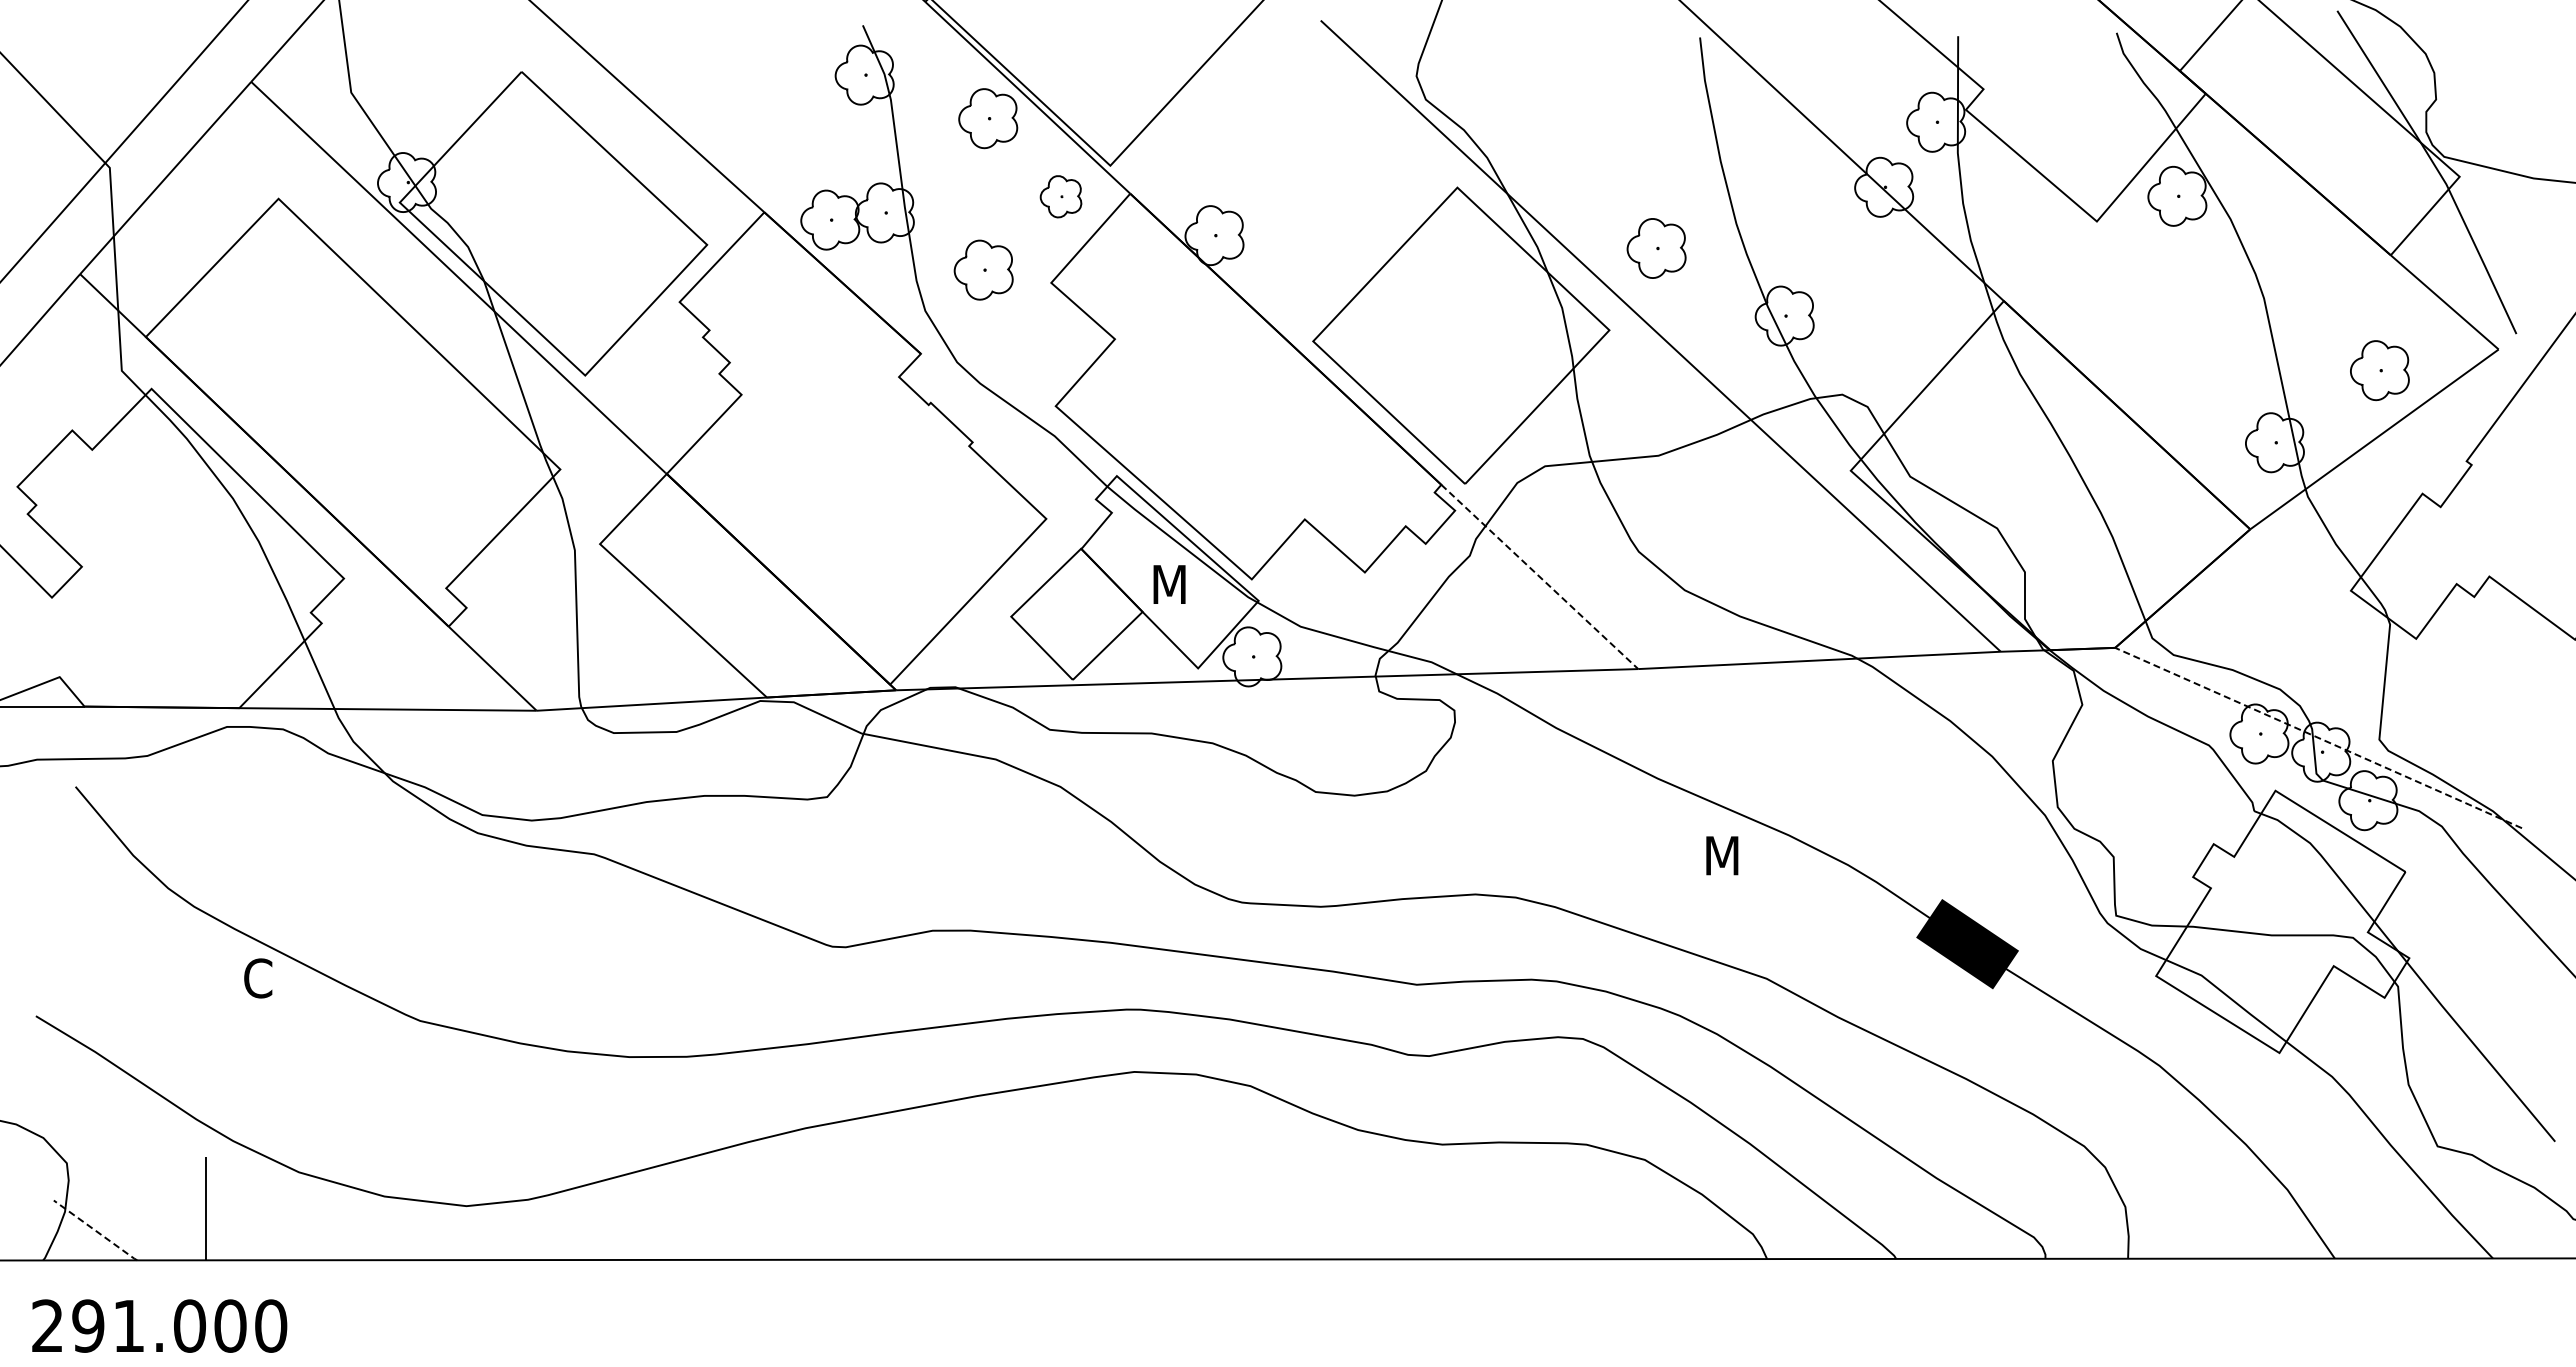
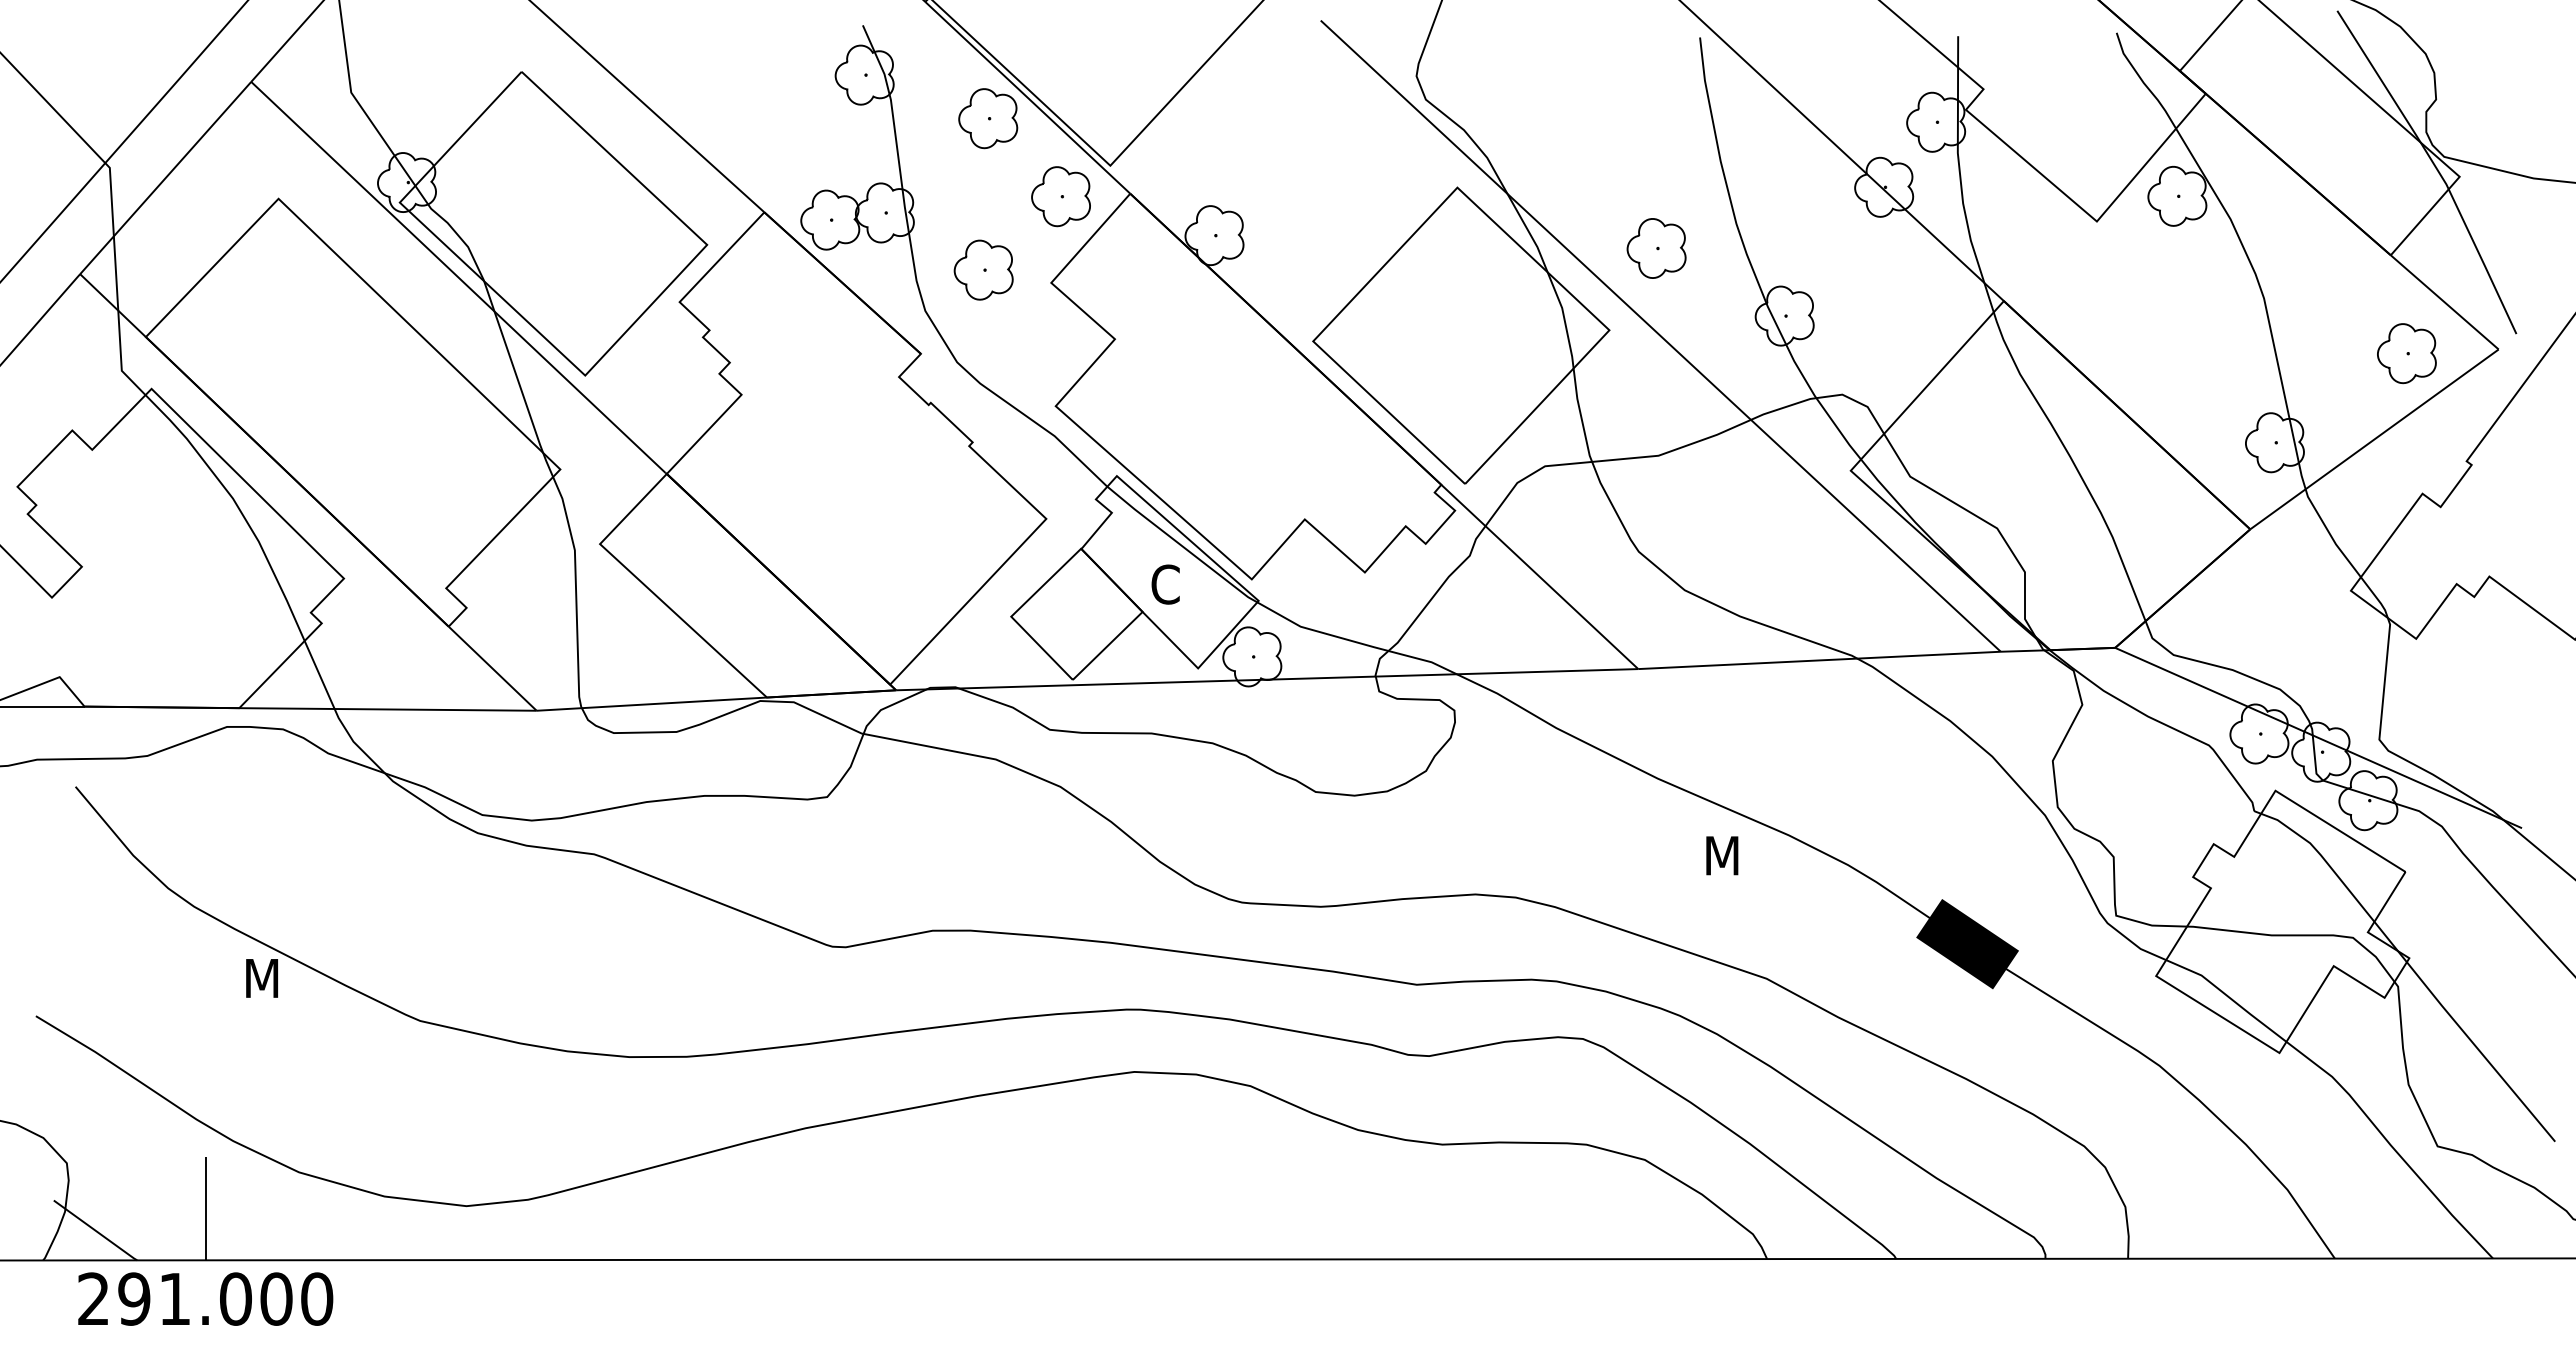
part size: 44x44 px -> 60x62 px (1060, 196)
part position: (2379, 370) -> (2406, 353) (2406, 353)
line: dashed -> solid (1539, 576)
text: M -> C (1168, 584)
line: dashed -> solid (2319, 738)
text: C -> M (261, 978)
line: dashed -> solid (95, 1230)
text position: (159, 1325) -> (205, 1298) (205, 1298)
